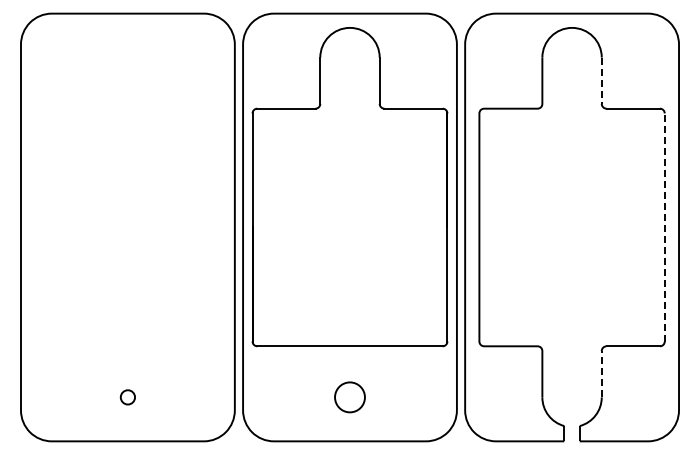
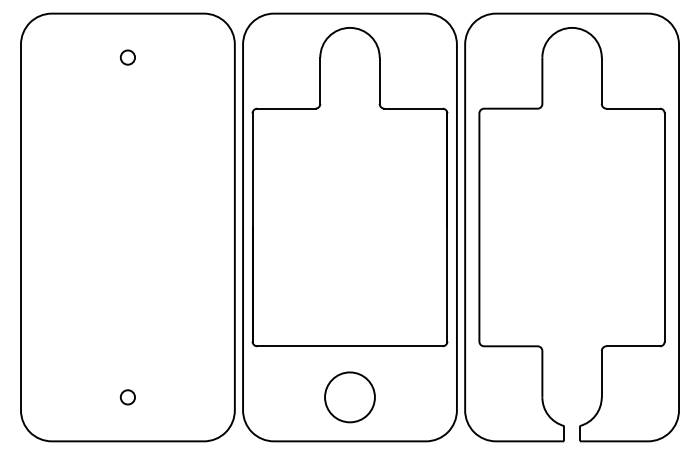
circle: none -> present (127, 57)
line: dashed -> solid (601, 81)
line: dashed -> solid (664, 227)
line: dashed -> solid (601, 373)
circle diameter: 30 px -> 50 px (349, 397)
